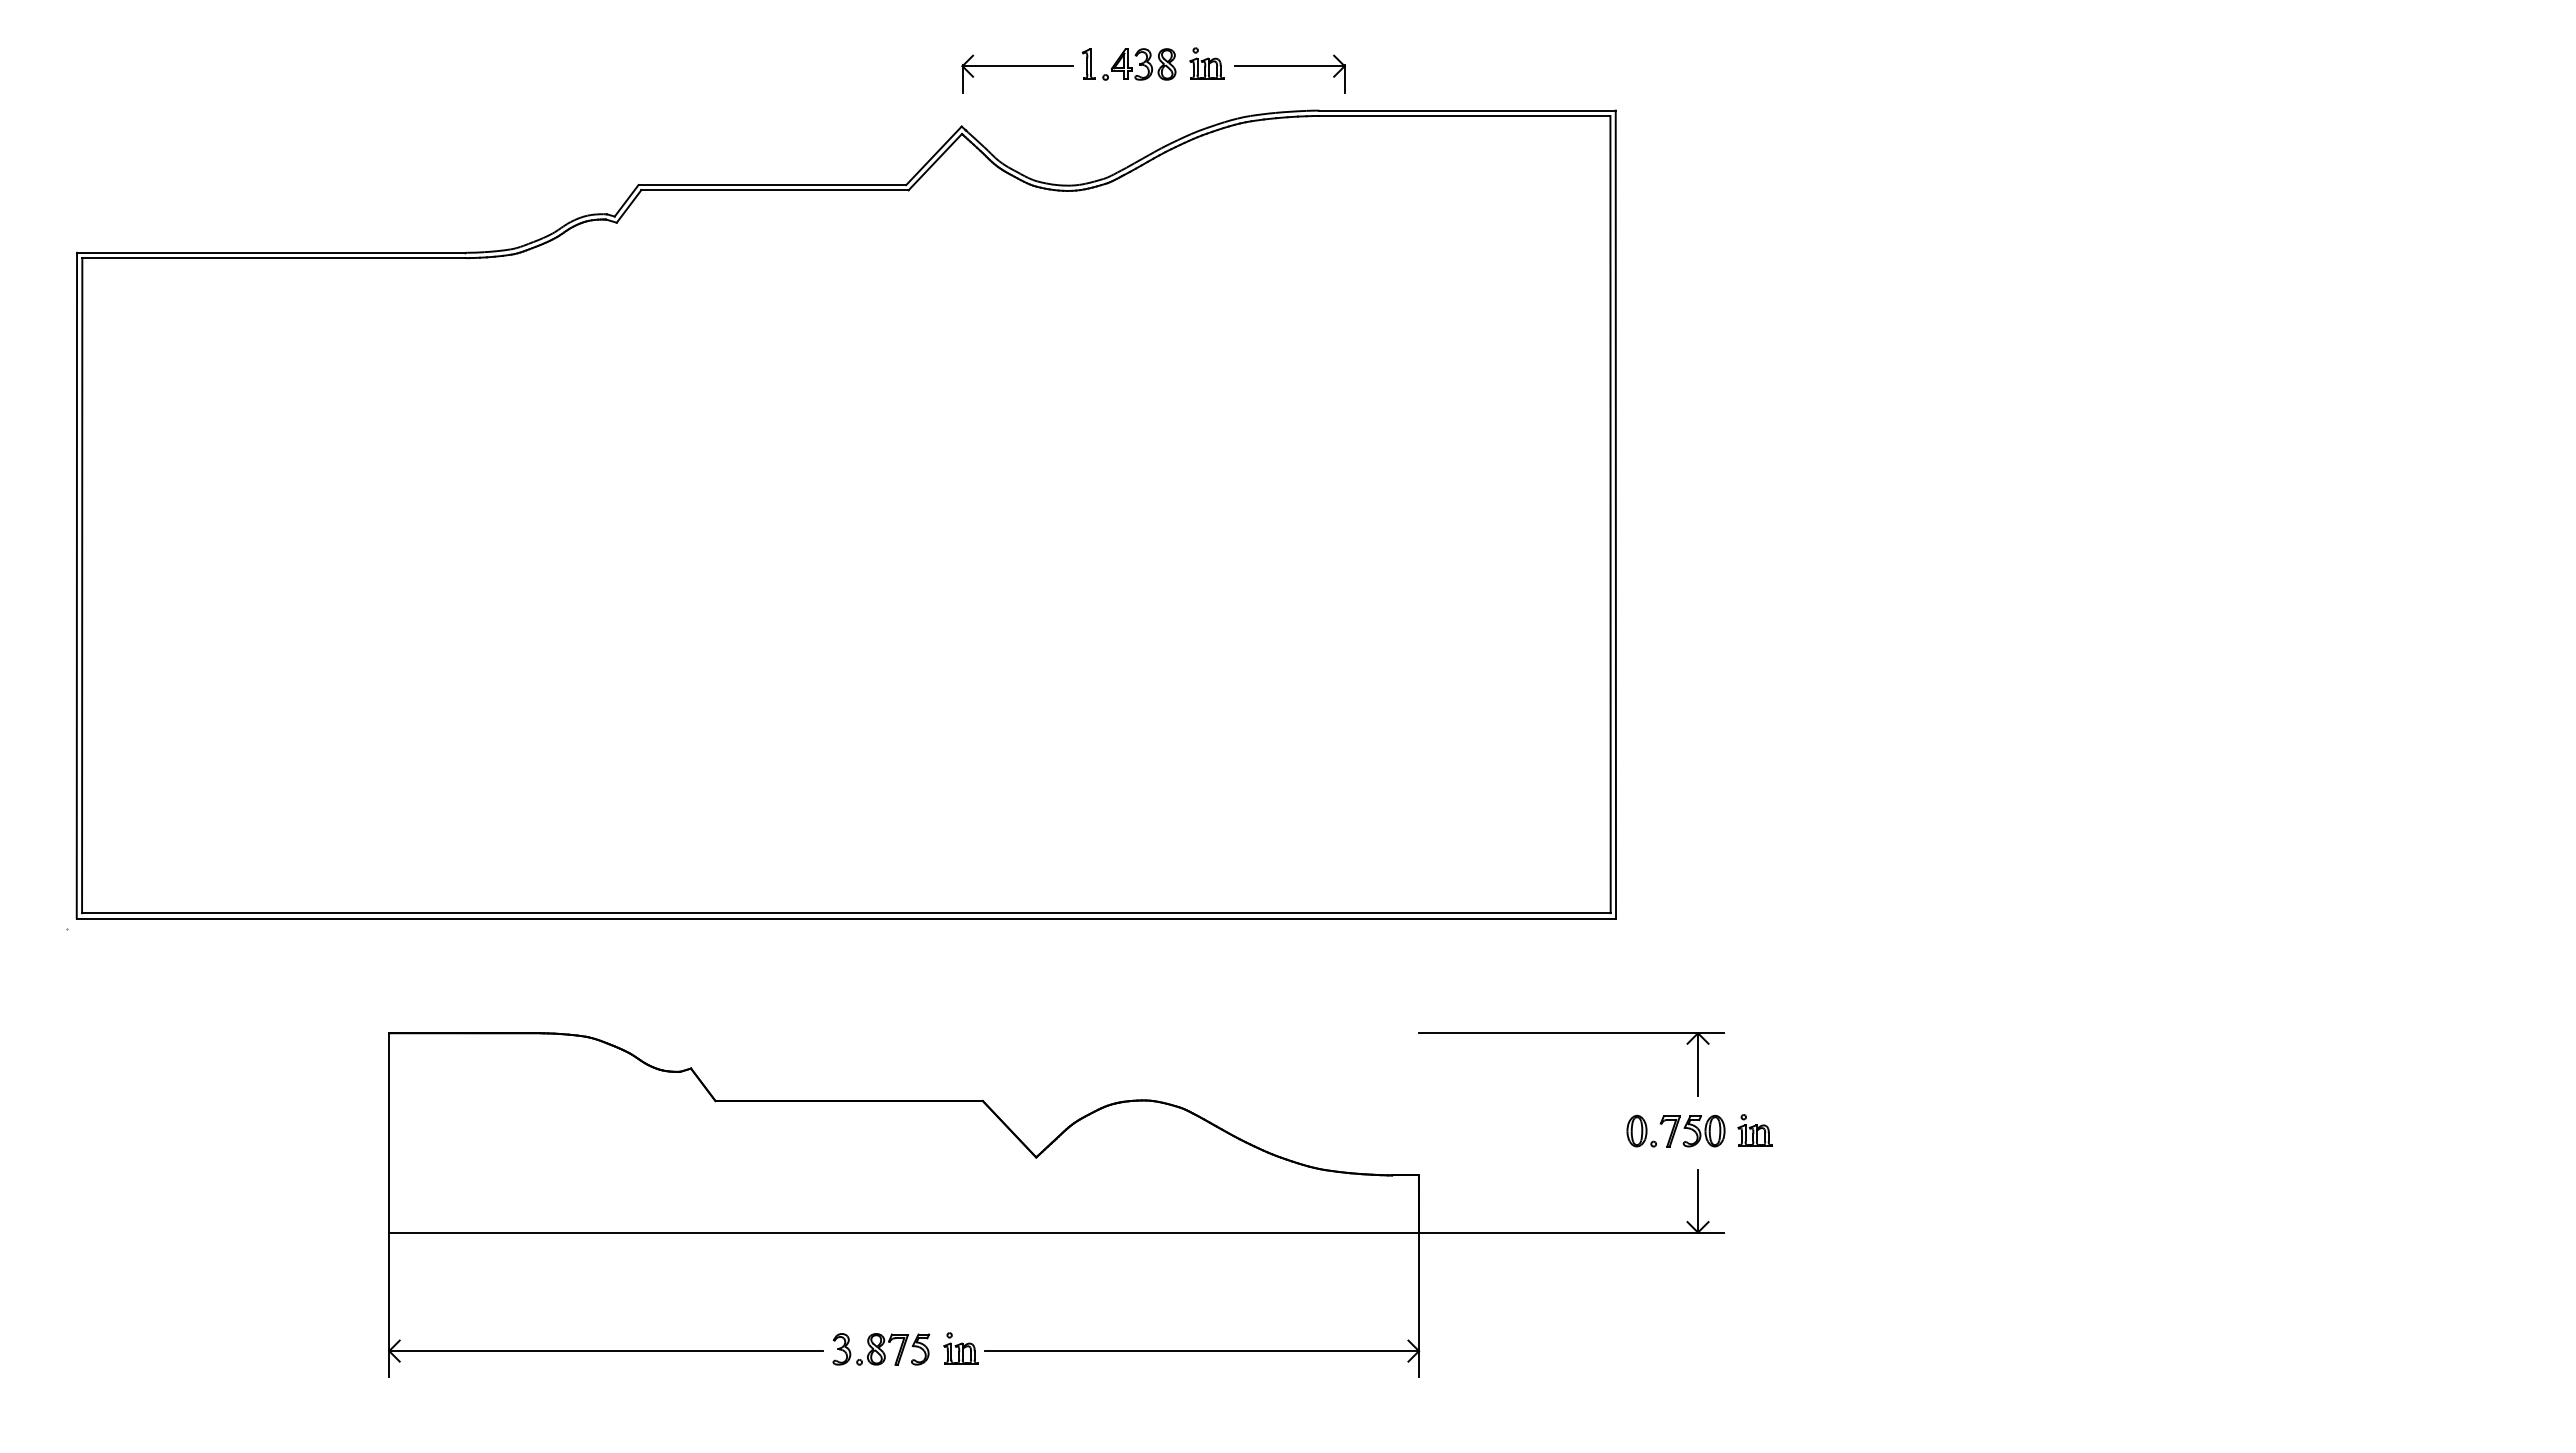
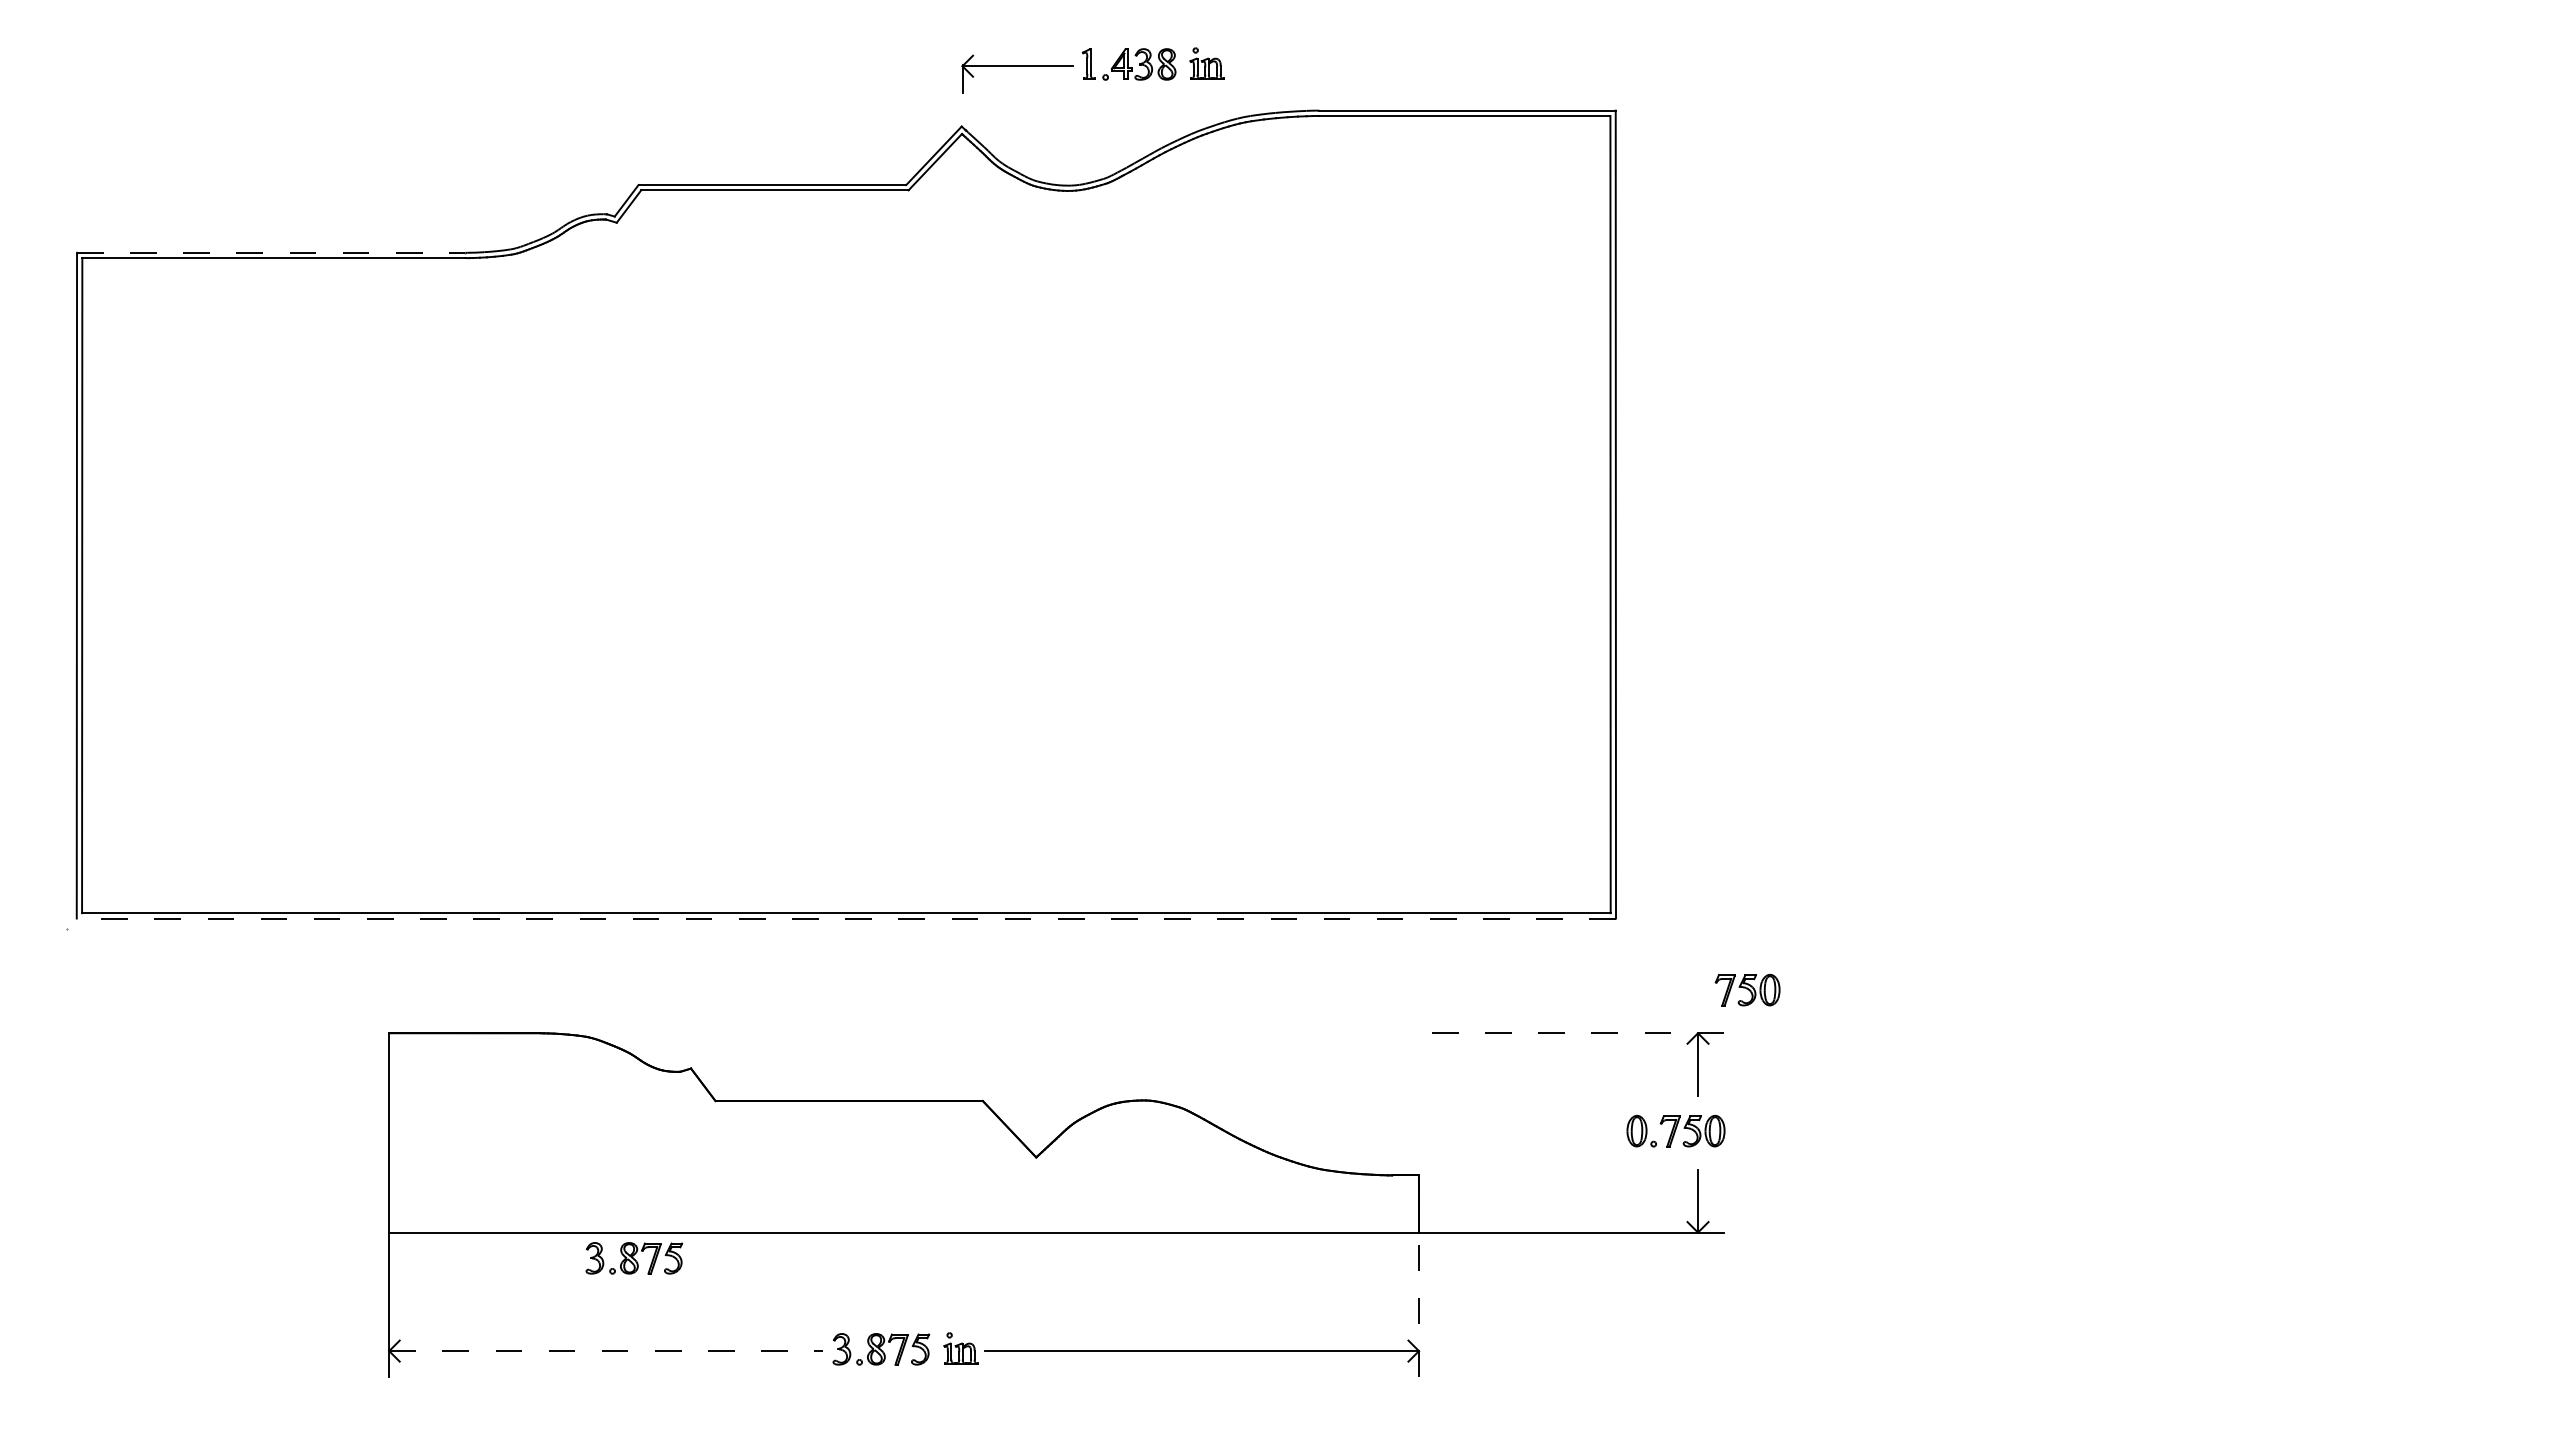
part: present -> none (1289, 66)
line: solid -> dashed (271, 252)
line: solid -> dashed (846, 918)
part: none -> present (1747, 989)
line: solid -> dashed (1571, 1033)
part: present -> none (1754, 1130)
part: none -> present (634, 1258)
line: solid -> dashed (1419, 1304)
line: solid -> dashed (606, 1351)
